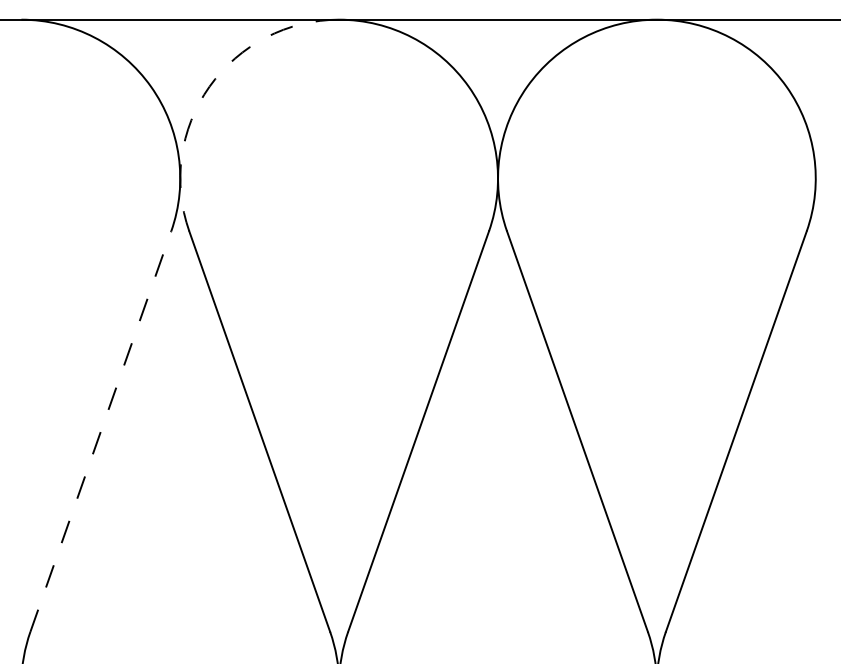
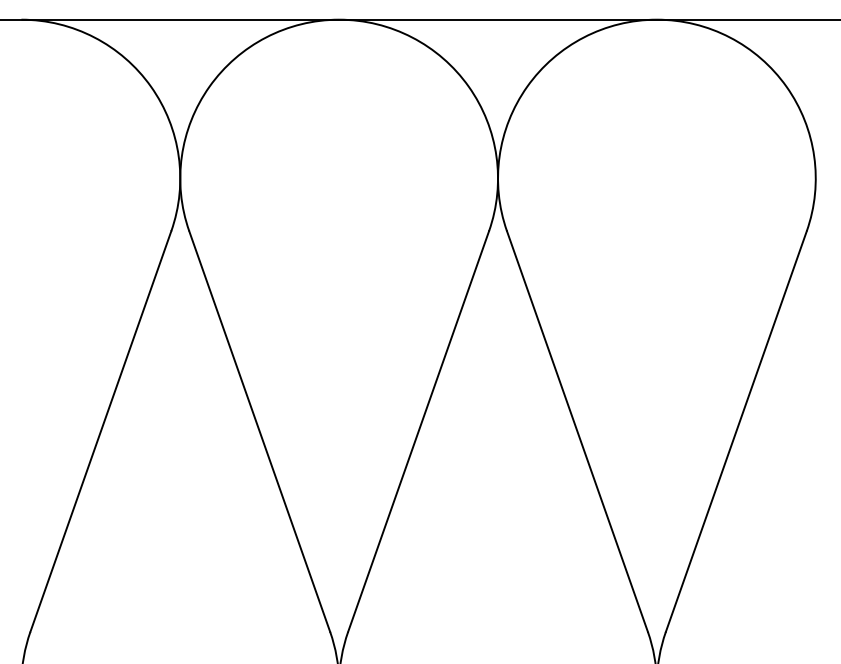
arc: dashed -> solid (209, 86)
line: dashed -> solid (101, 431)
